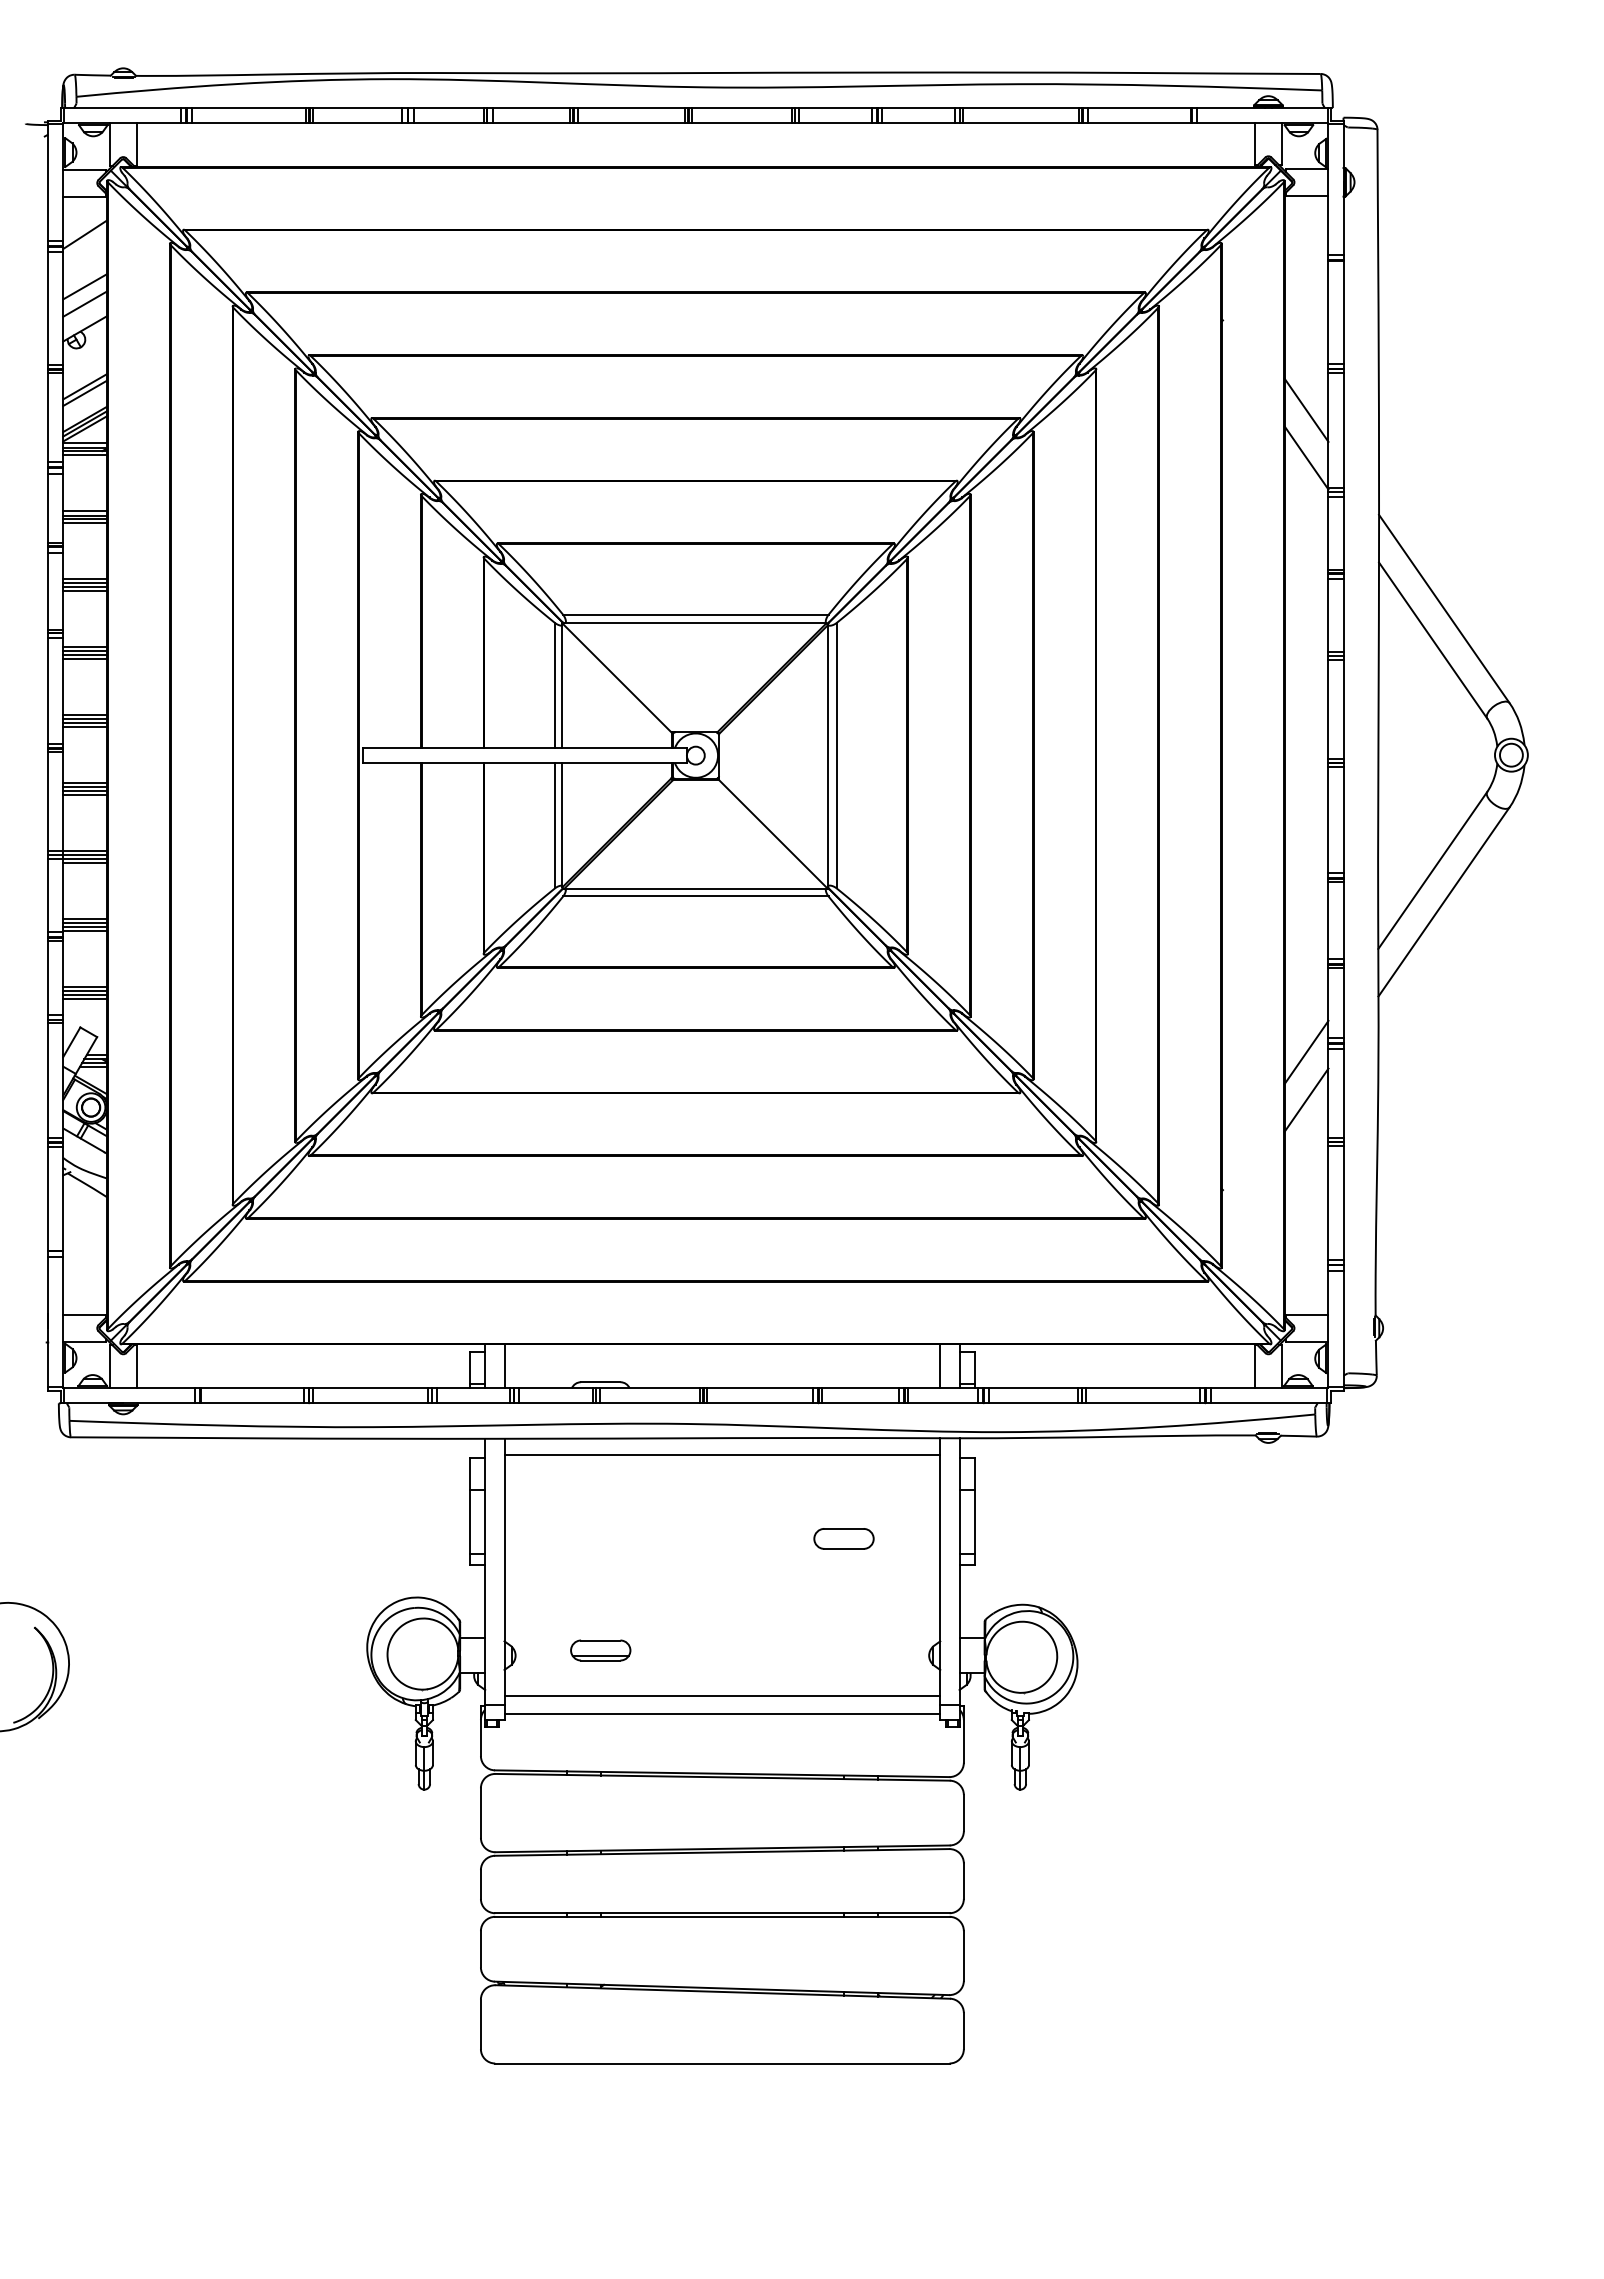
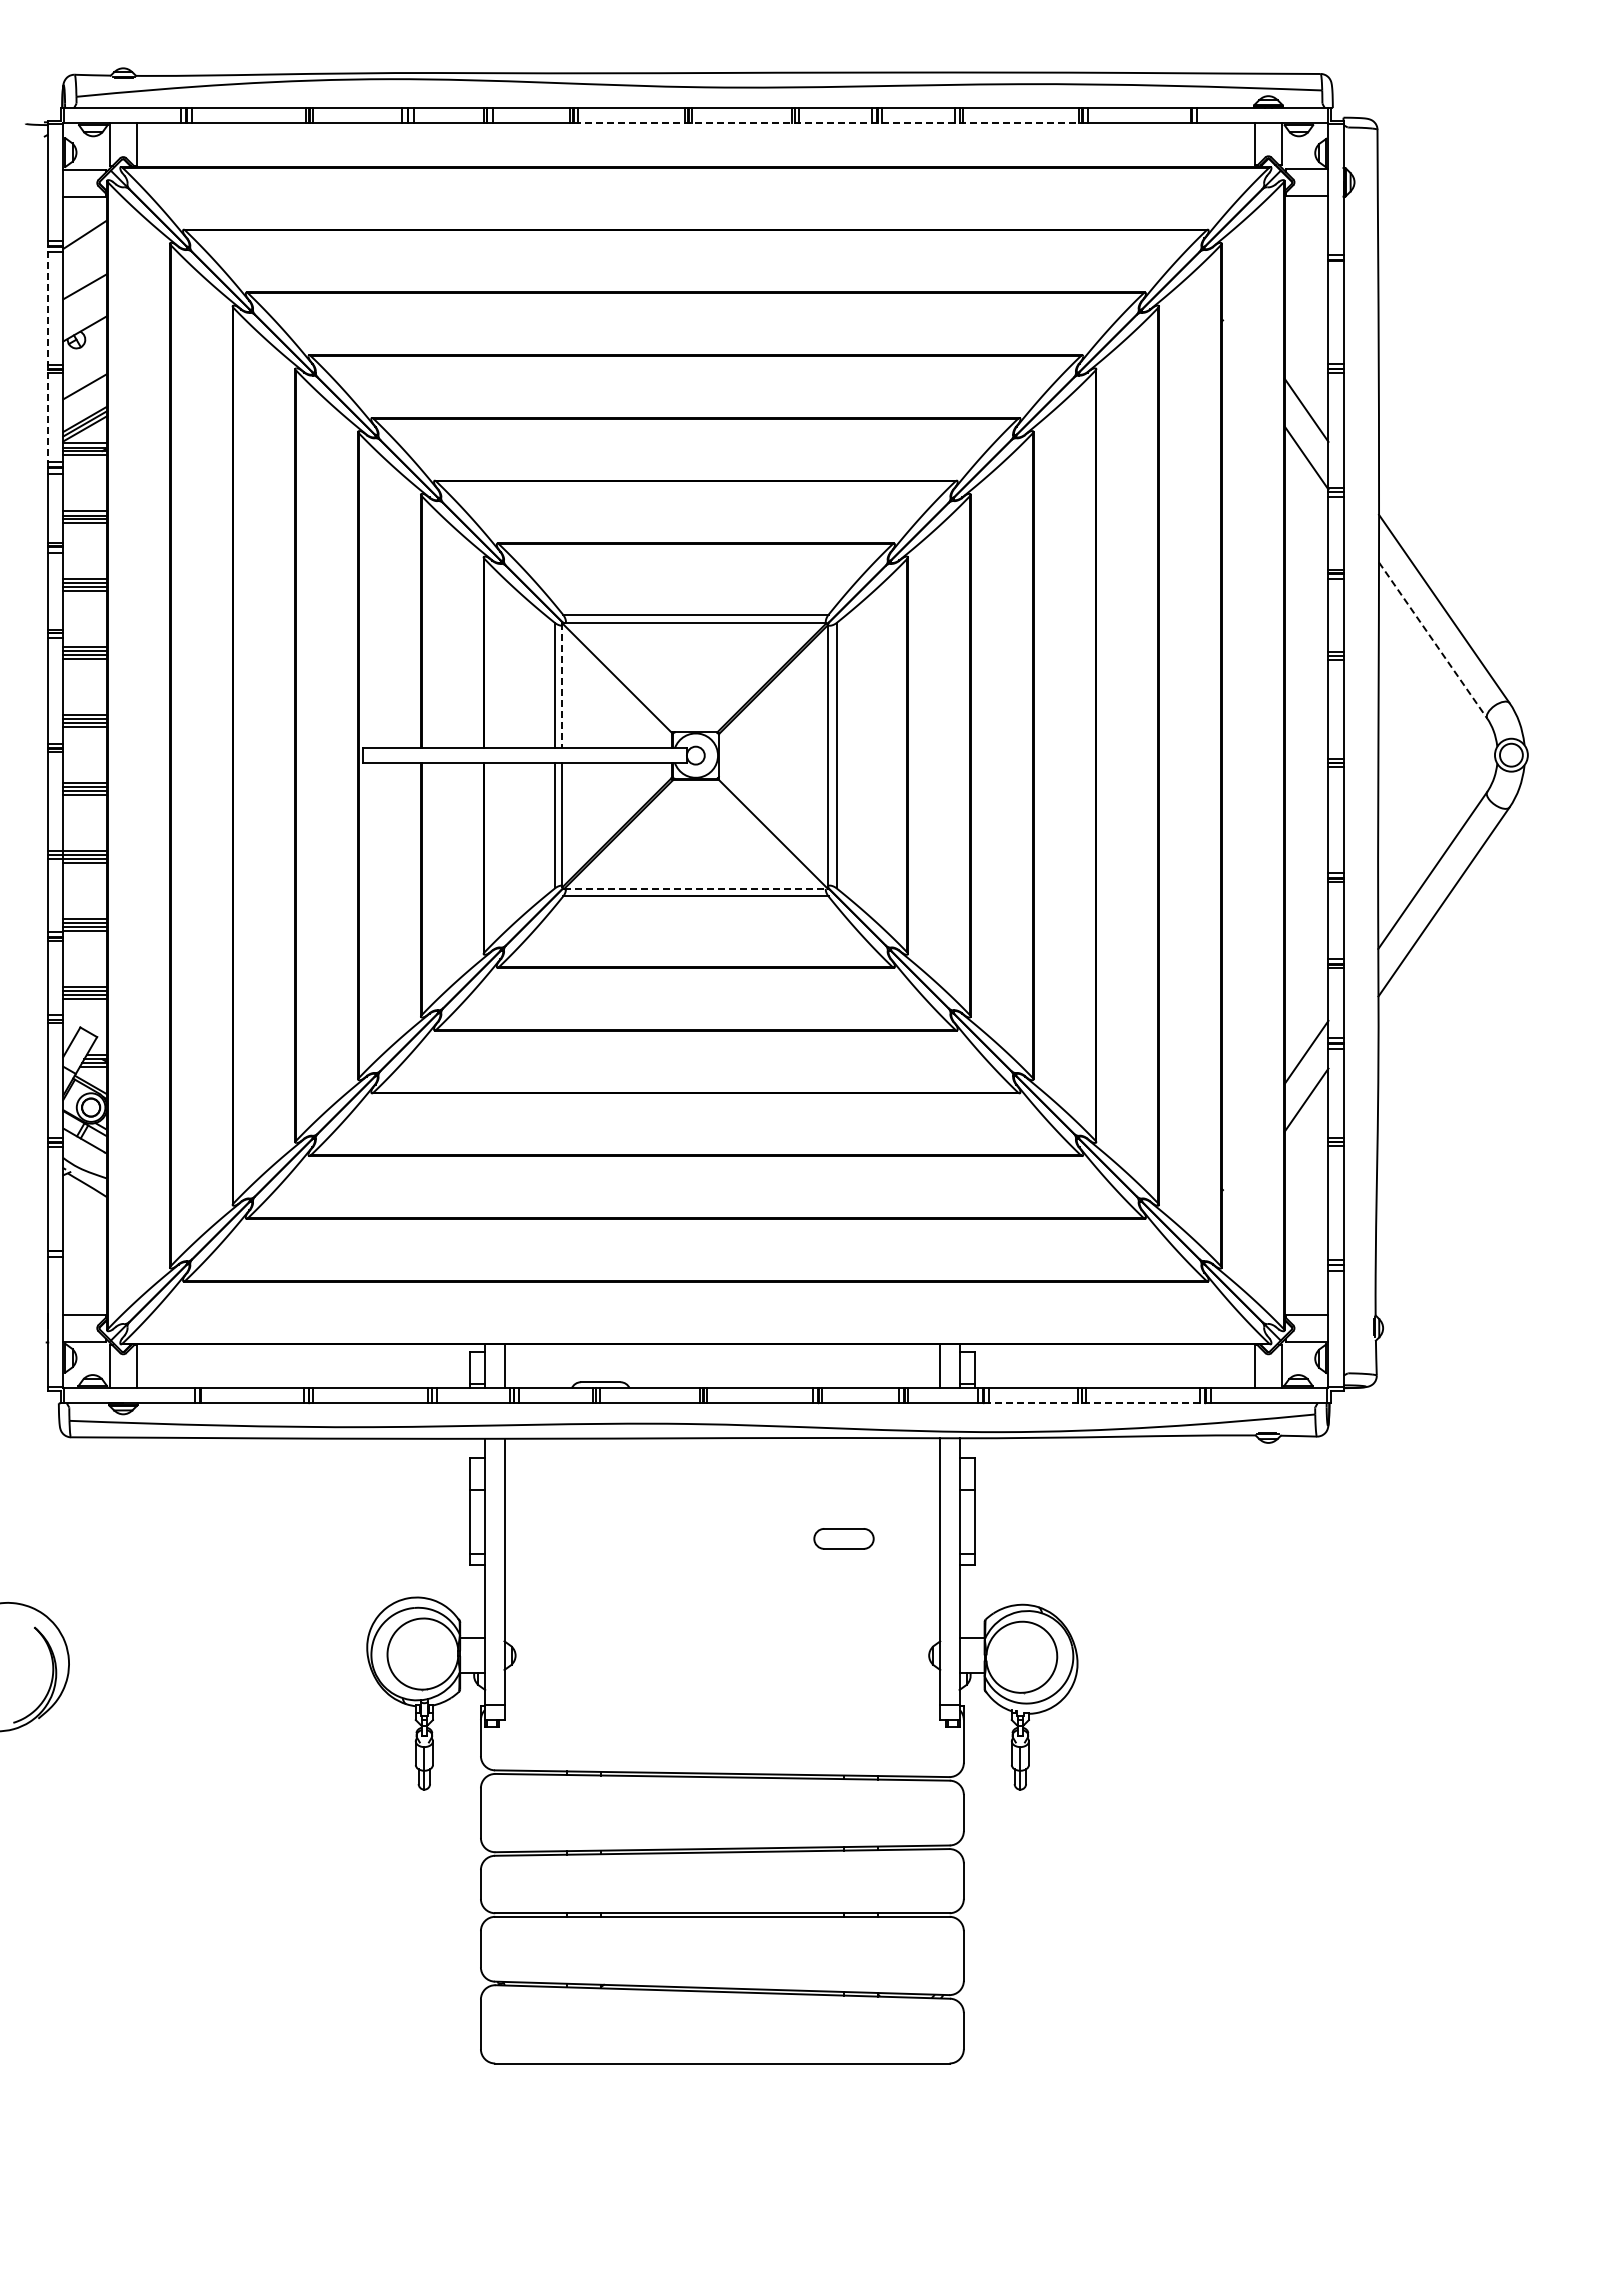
line: solid -> dashed (828, 123)
line: present -> none (85, 303)
line: solid -> dashed (48, 356)
line: present -> none (85, 392)
line: solid -> dashed (1433, 640)
line: solid -> dashed (562, 686)
line: solid -> dashed (696, 889)
line: solid -> dashed (1095, 1403)
line: present -> none (722, 1455)
part: present -> none (600, 1650)
line: present -> none (722, 1695)
line: present -> none (722, 1713)
